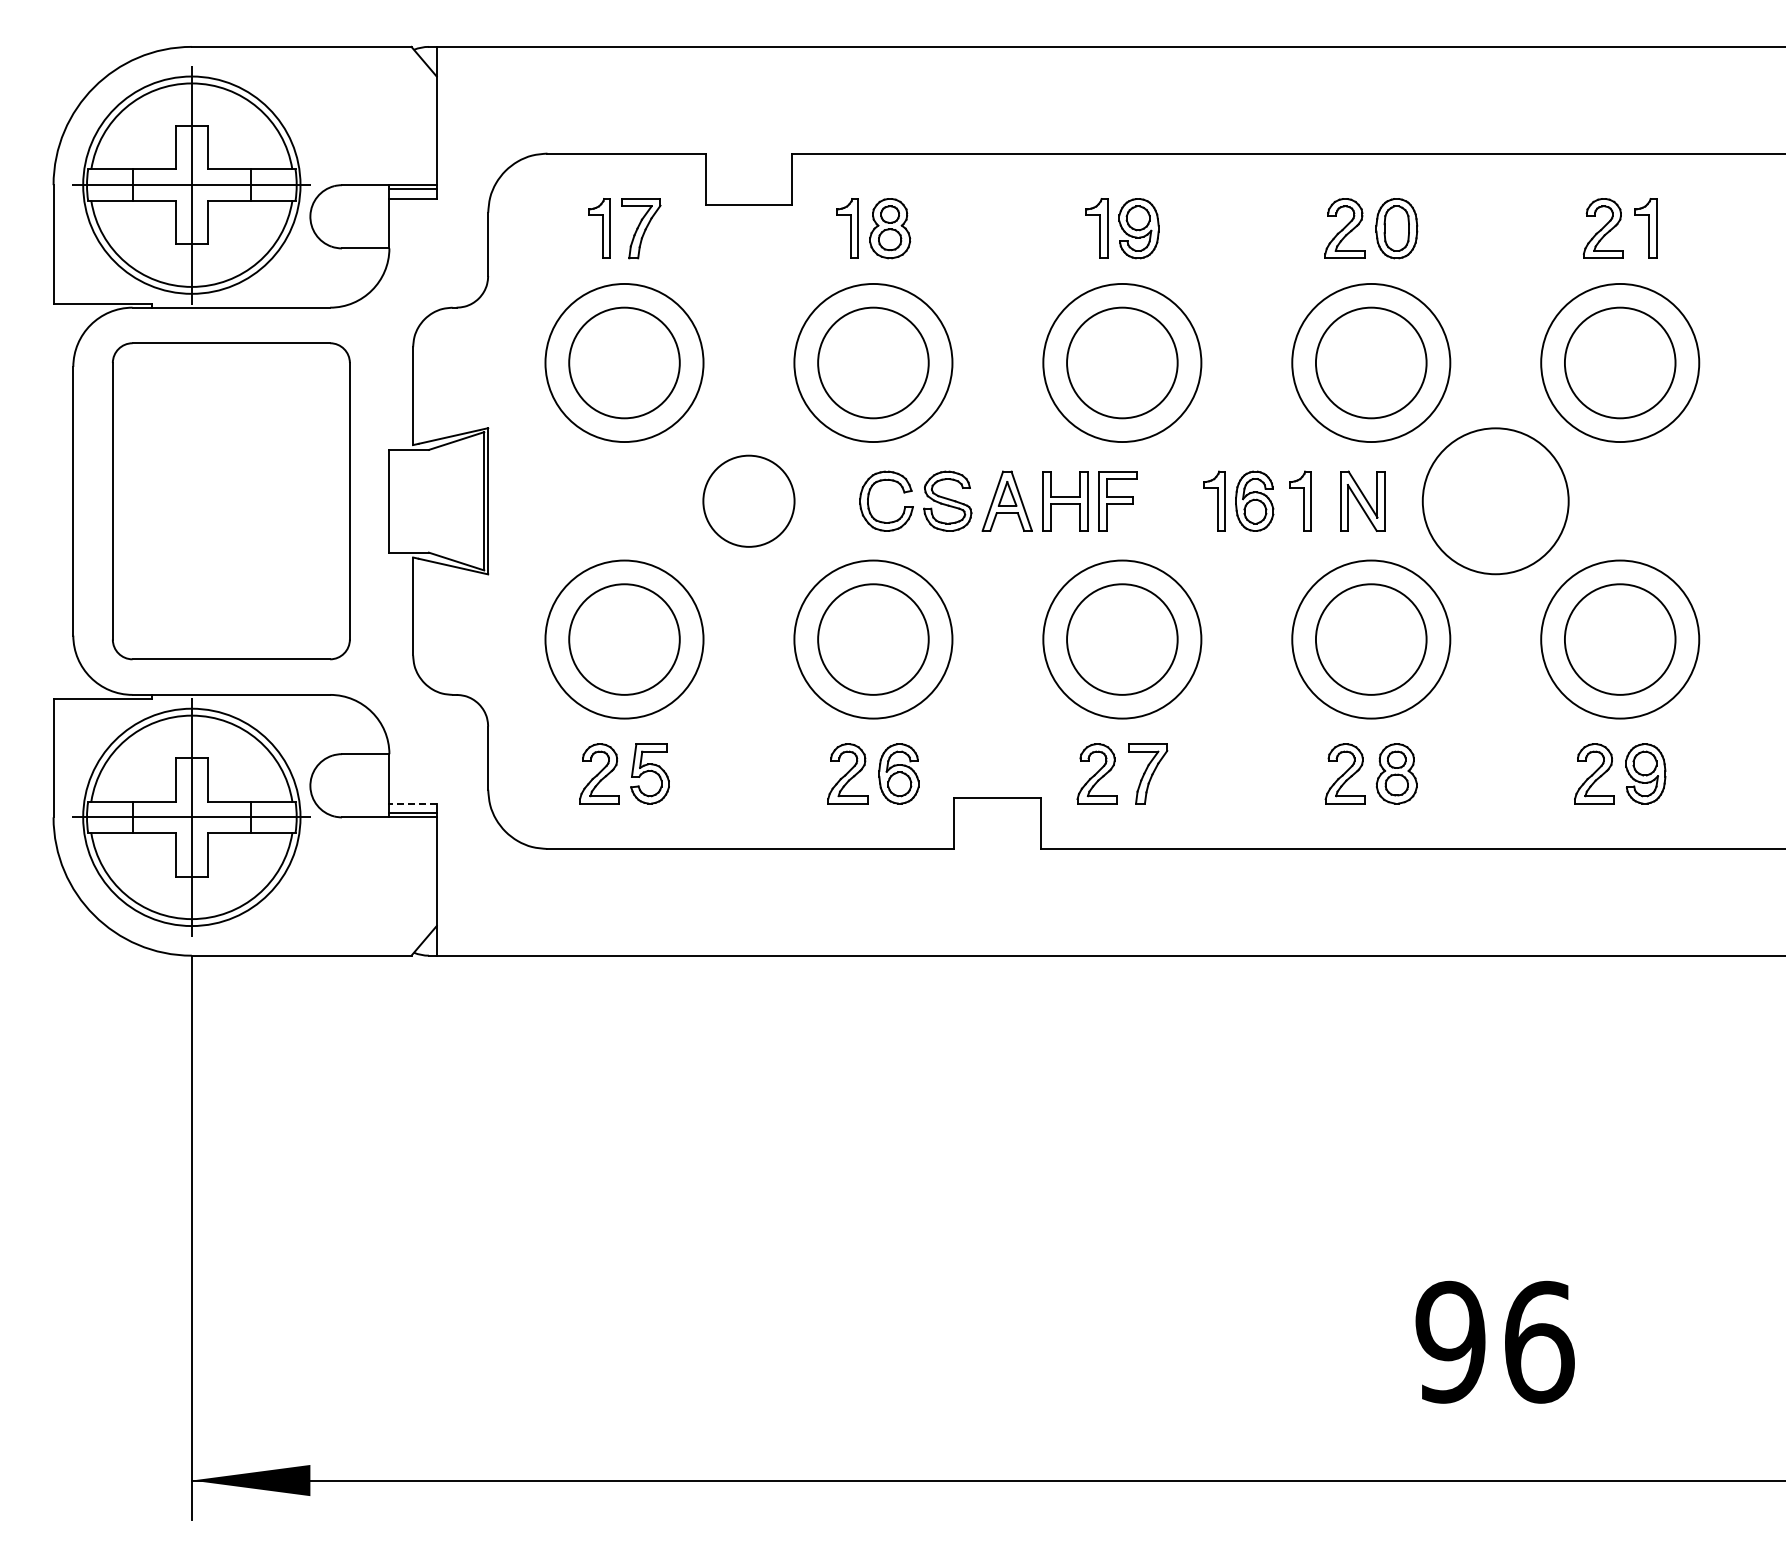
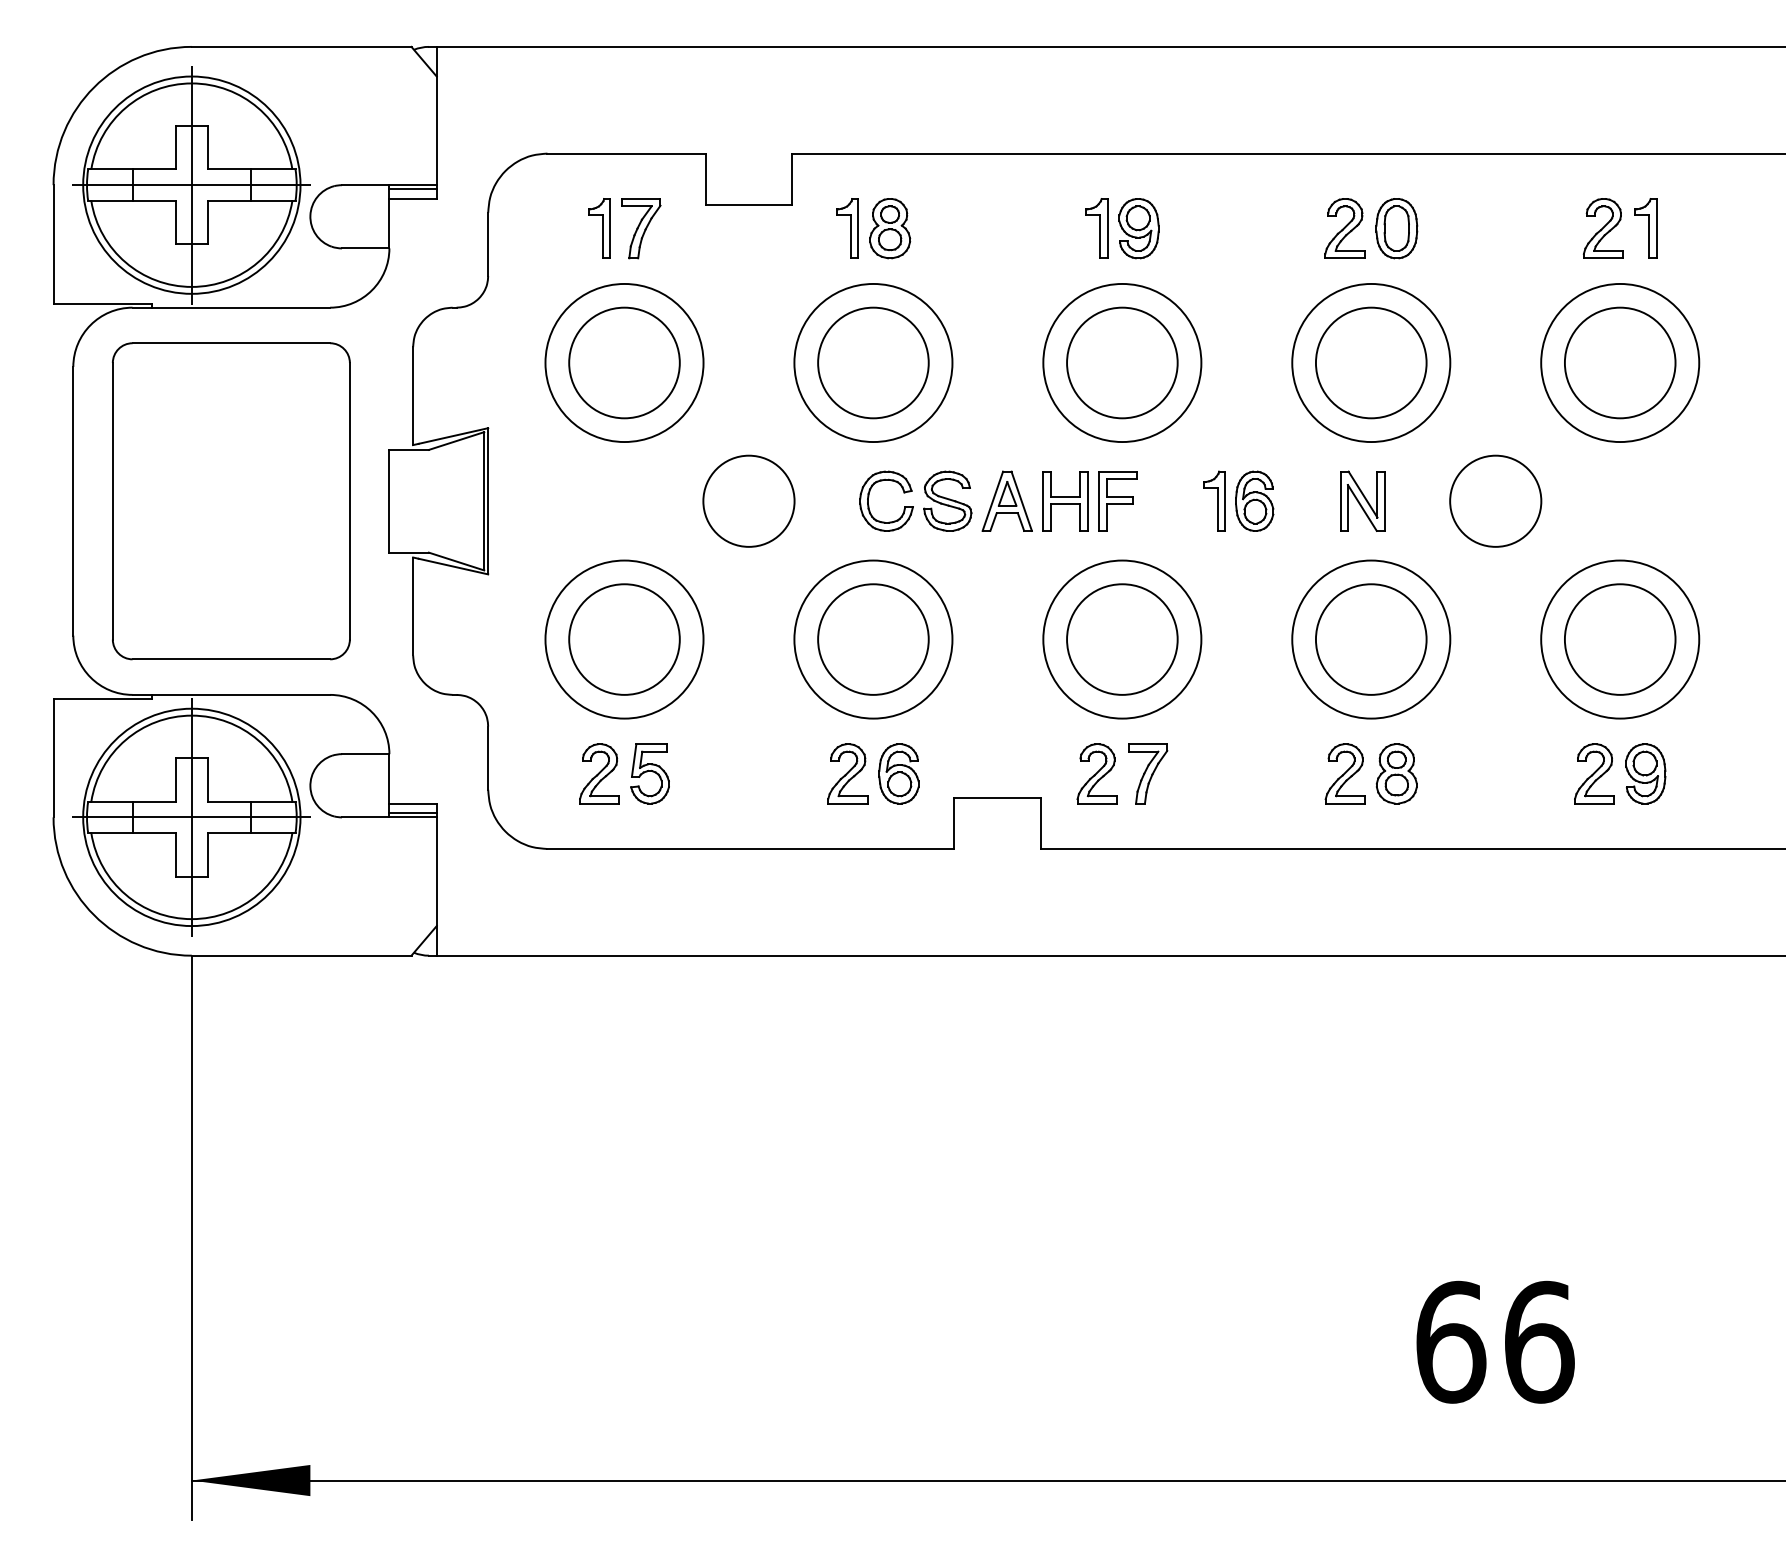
part: present -> none (1300, 500)
circle diameter: 146 px -> 91 px (1495, 500)
line: dashed -> solid (413, 803)
text: 96 -> 66 (1450, 1341)
